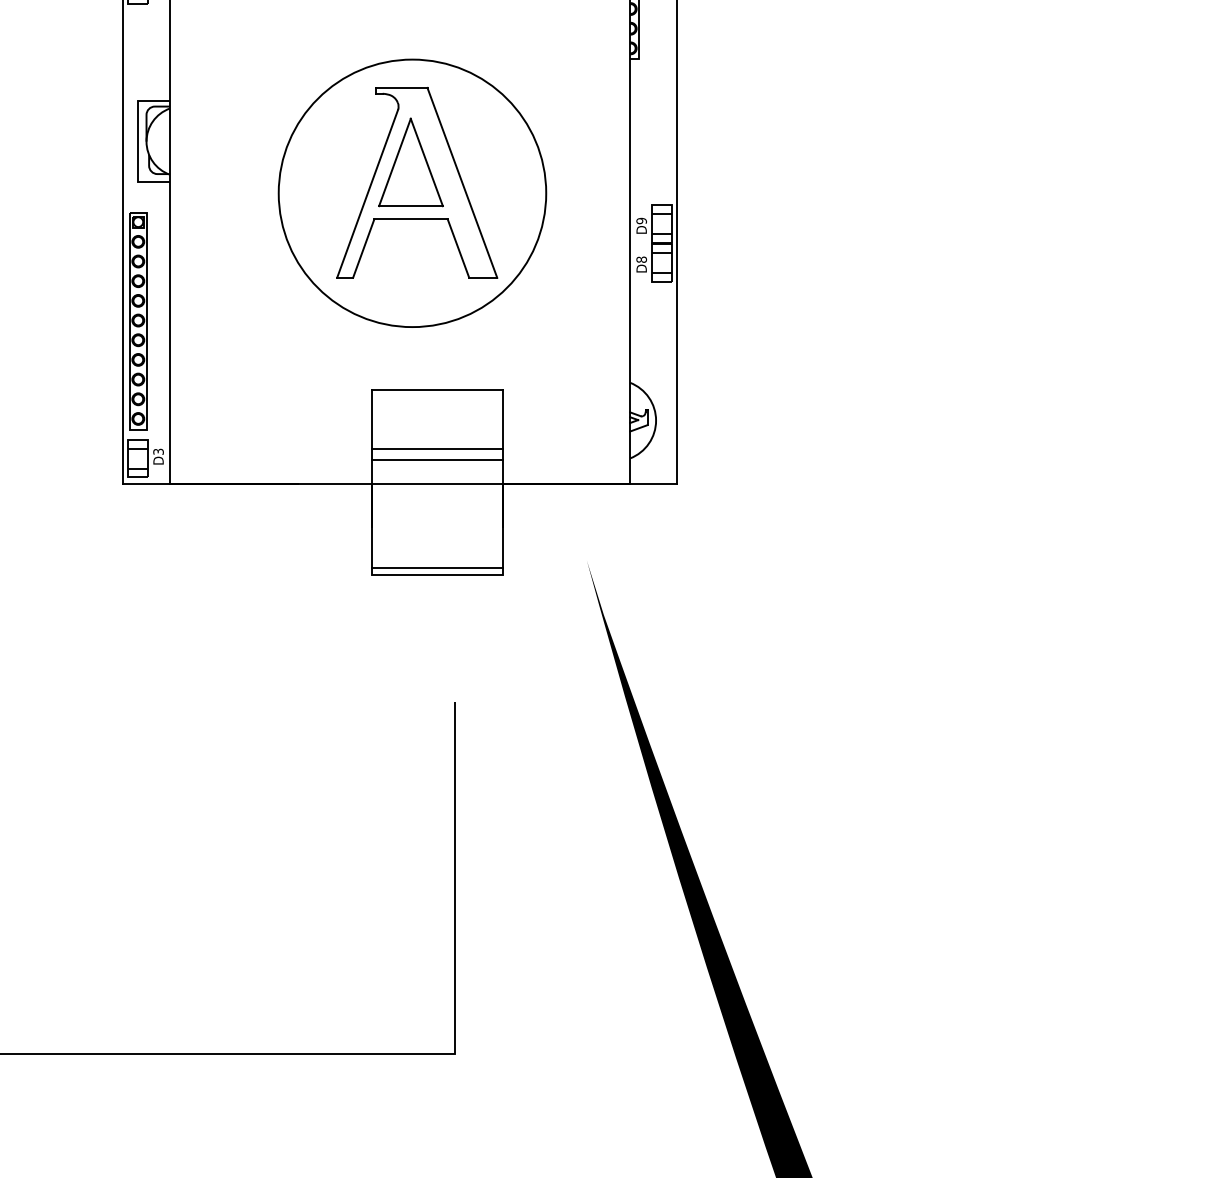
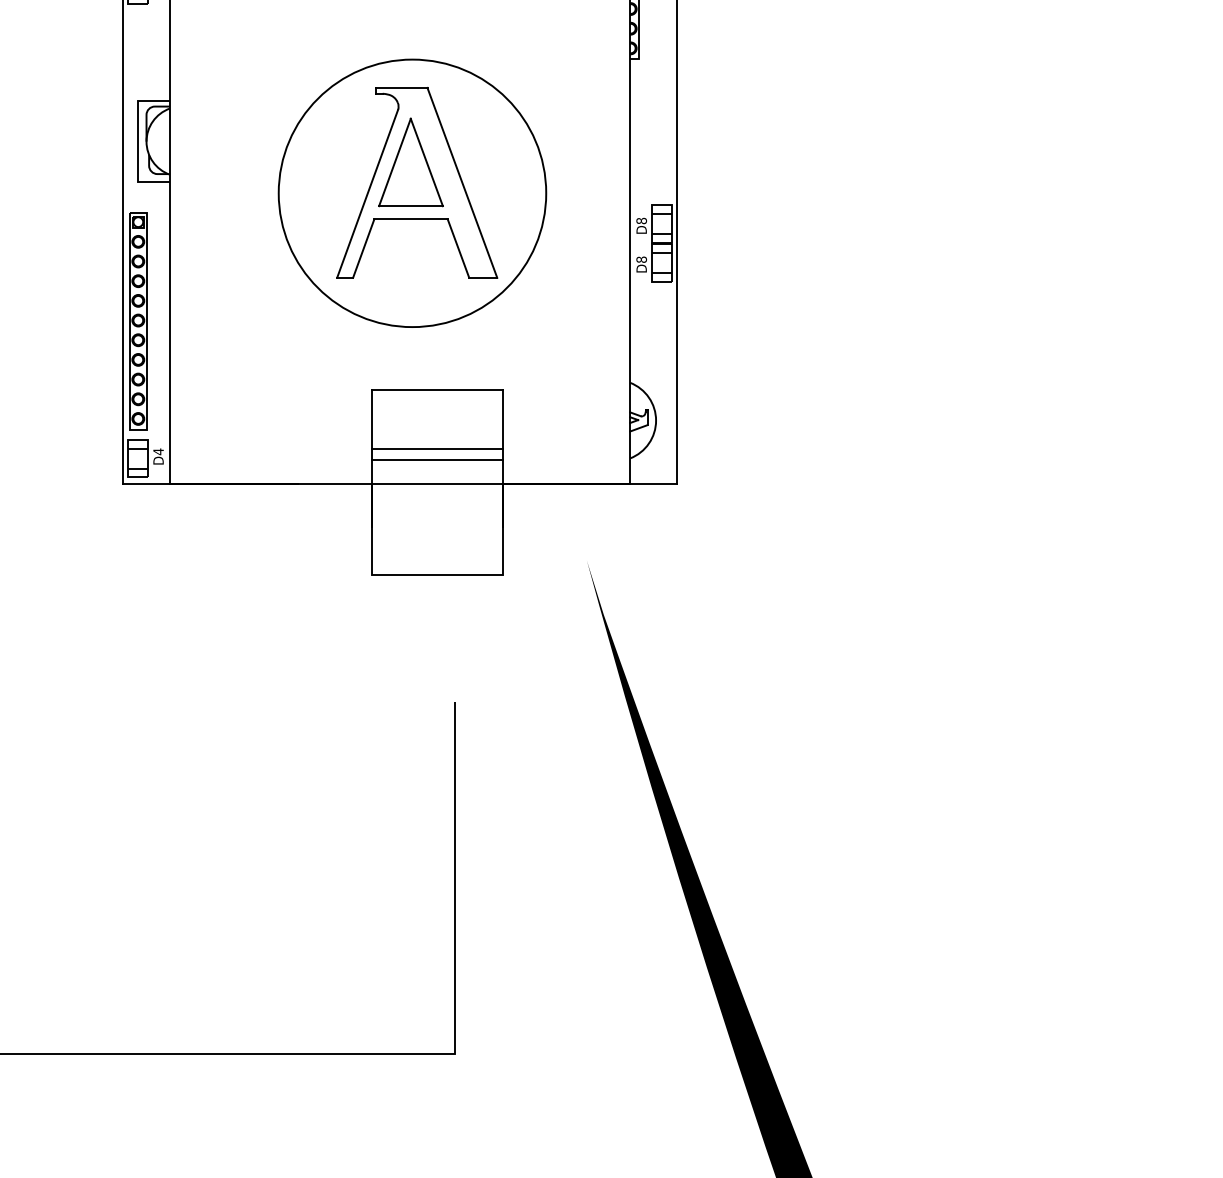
text: D9 -> D8 (641, 220)
text: D3 -> D4 (158, 451)
line: present -> none (437, 567)
